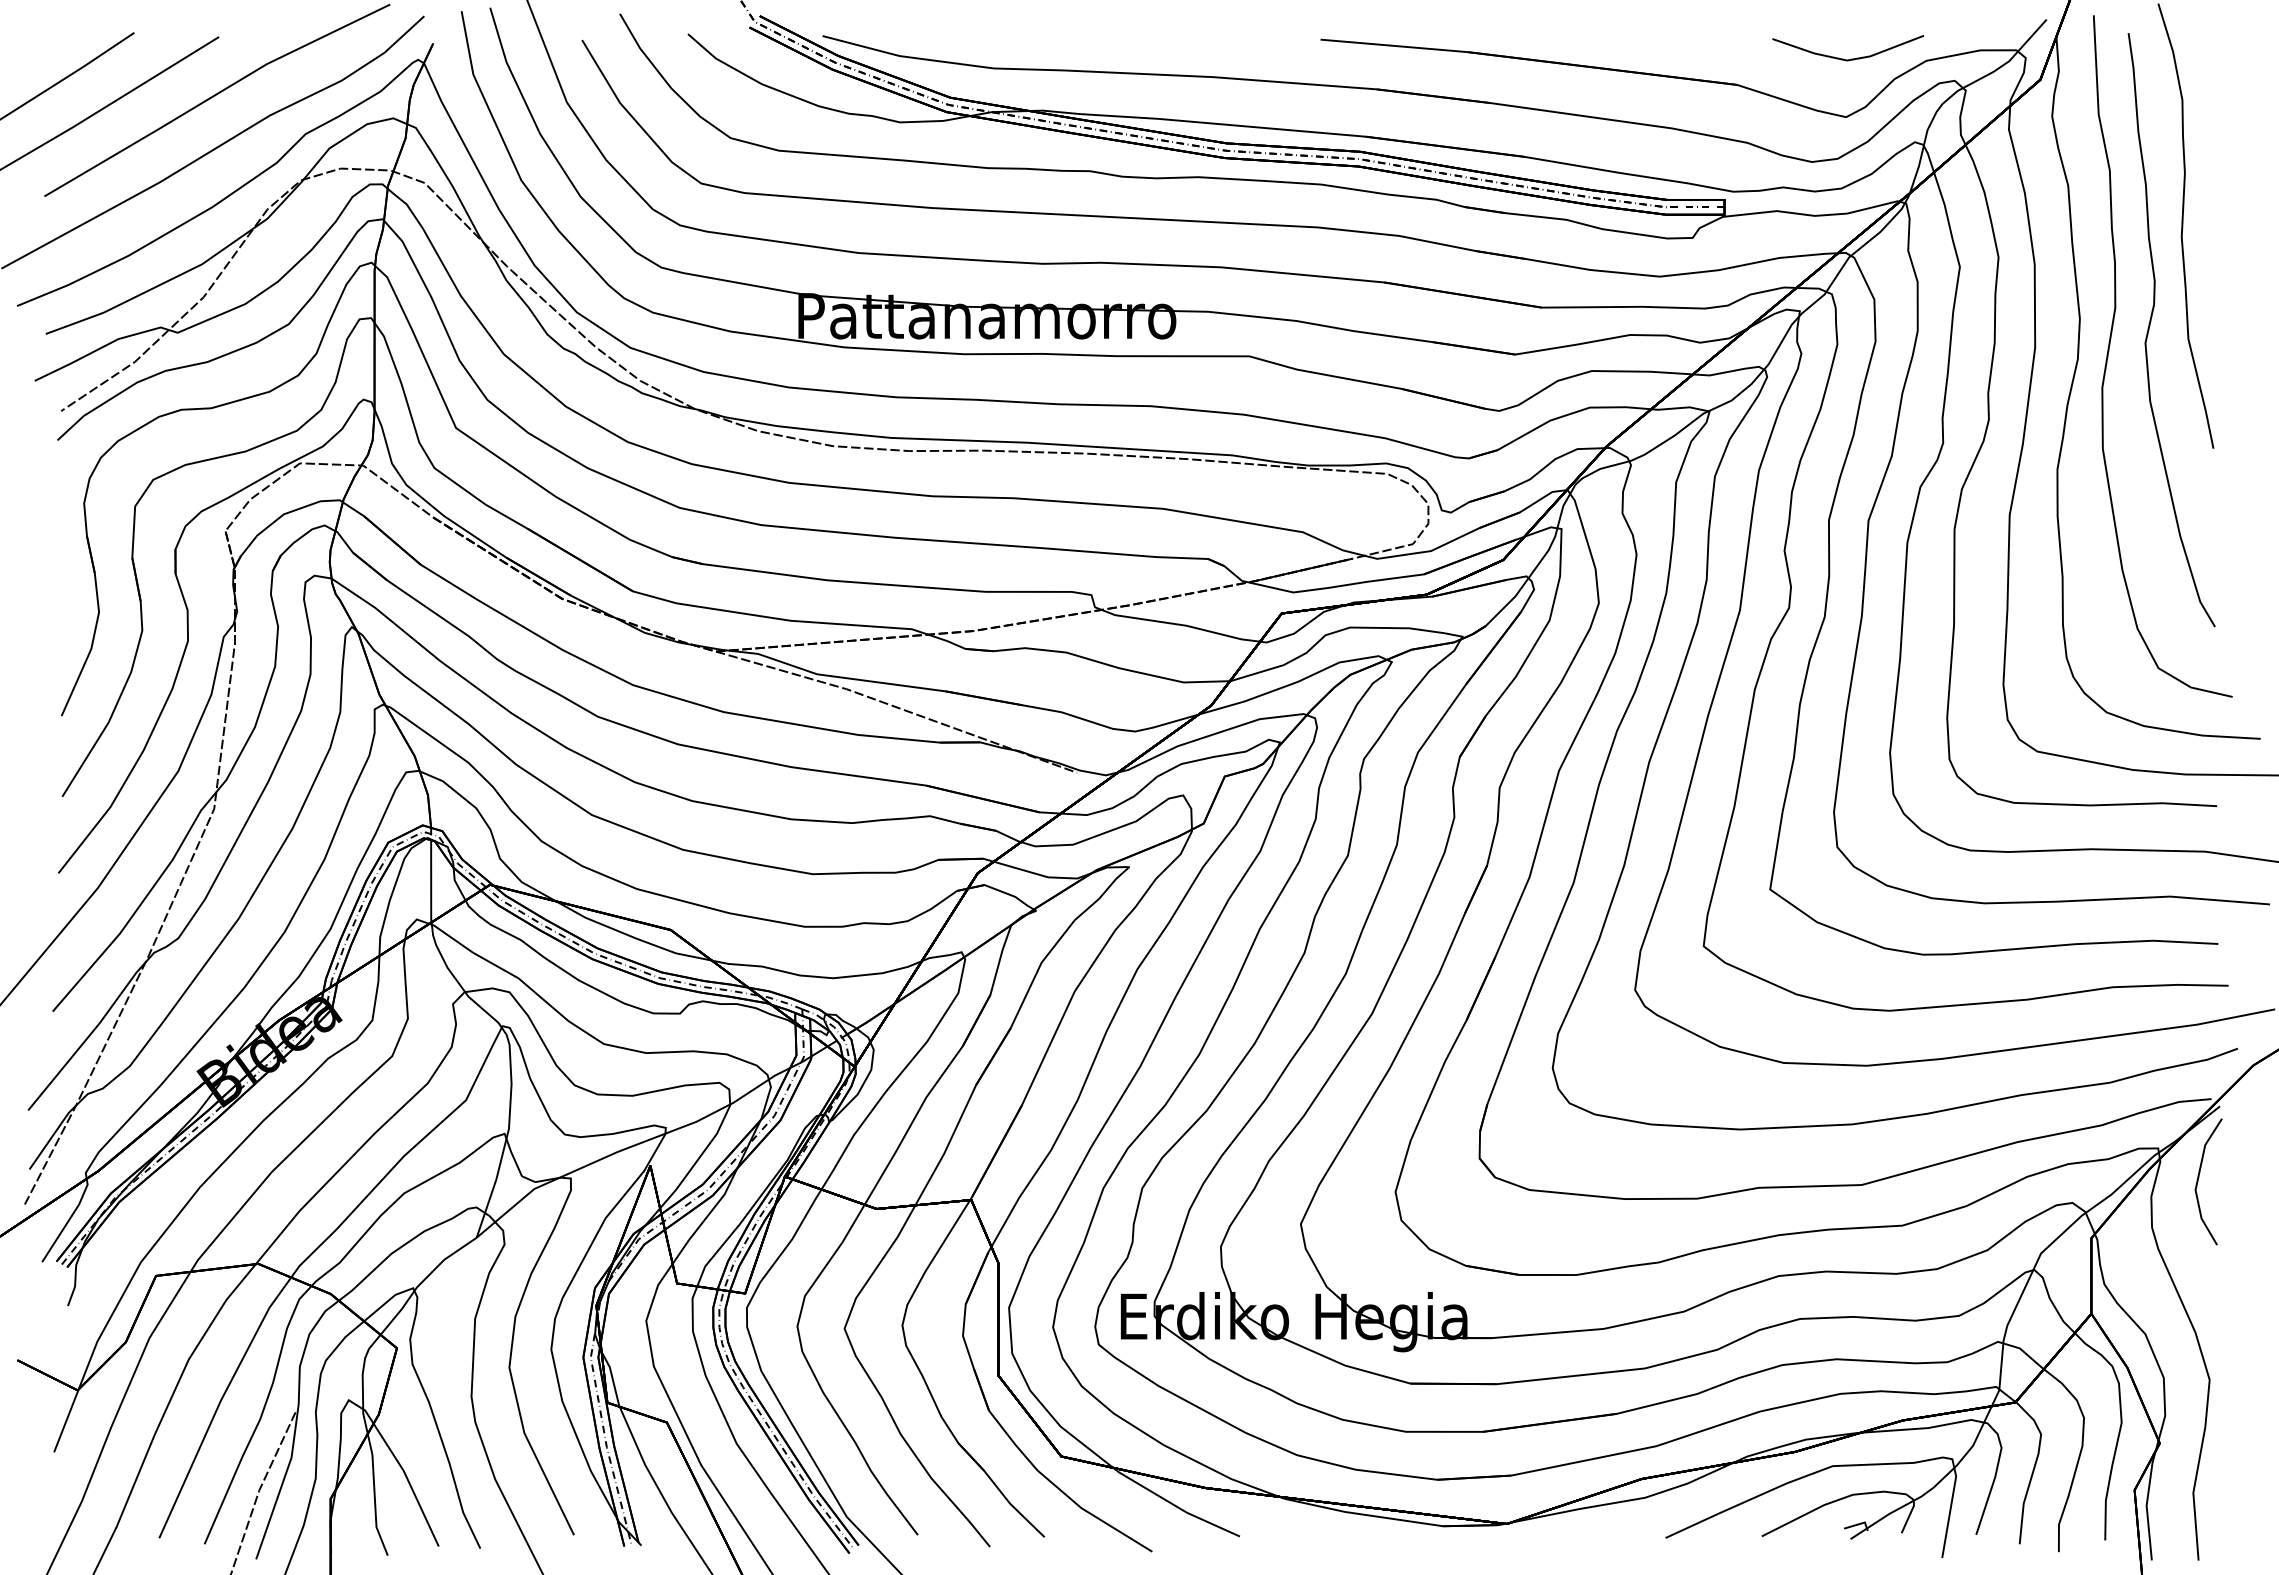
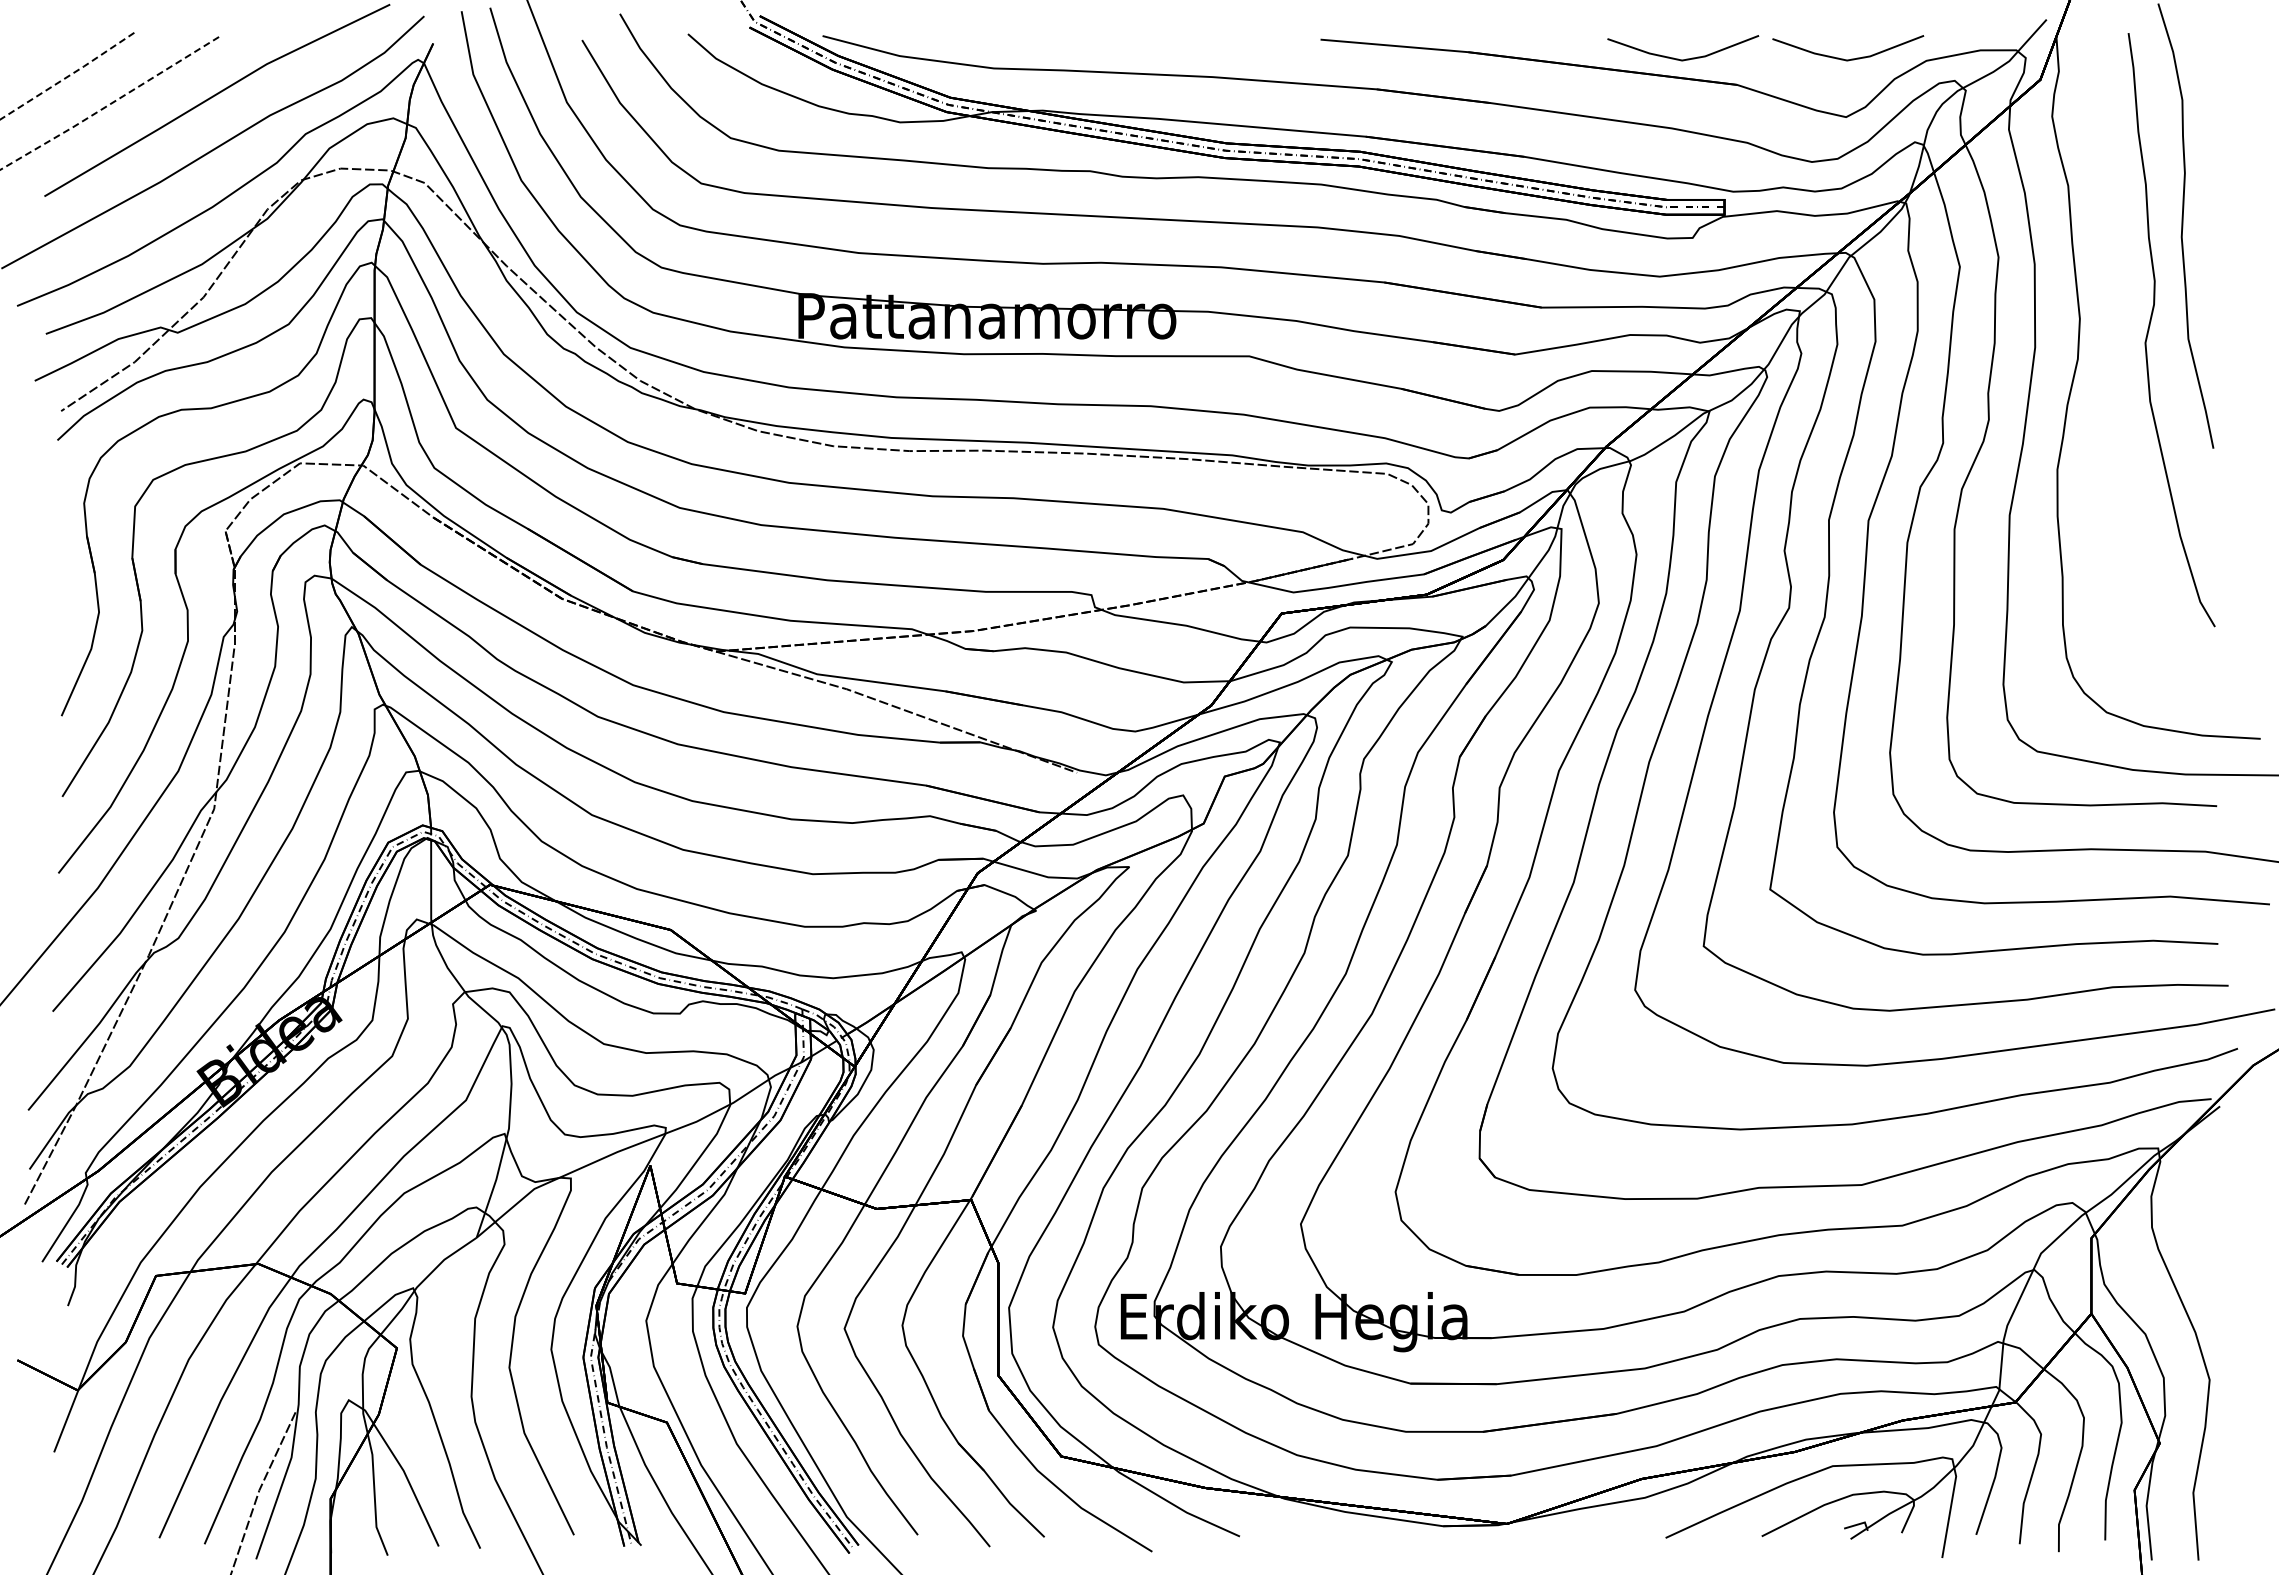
line: none -> present (1686, 58)
line: solid -> dashed (68, 76)
line: solid -> dashed (109, 104)
curve: present -> none (2110, 345)
line: present -> none (2199, 1177)
